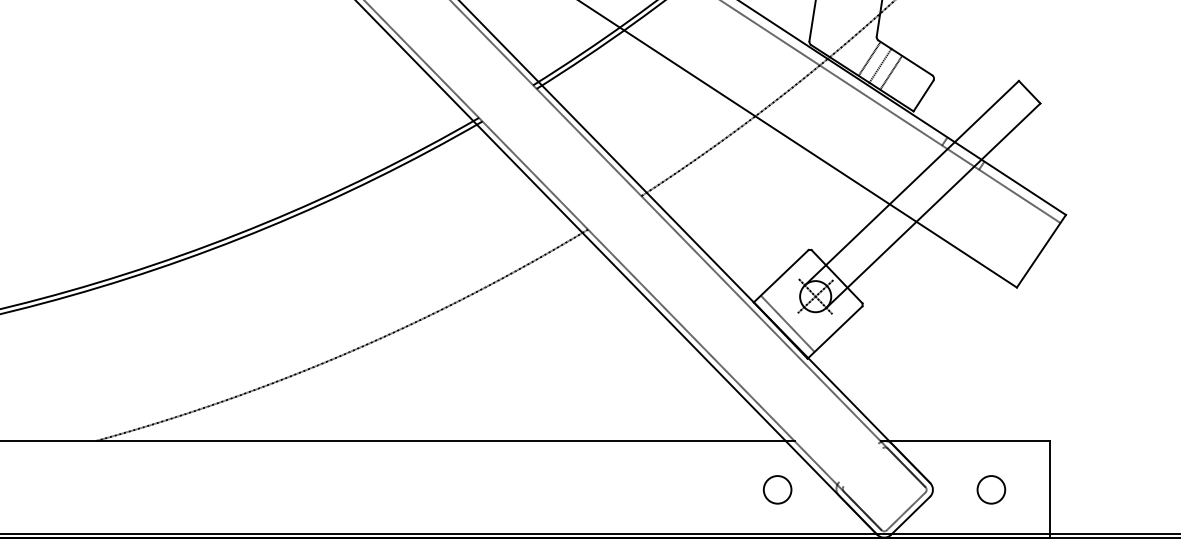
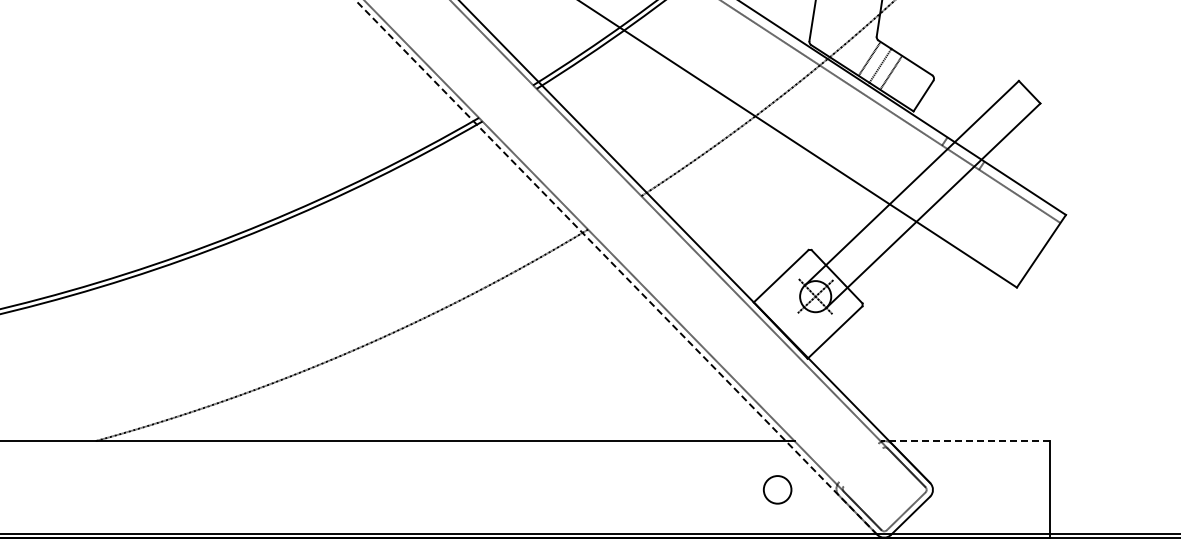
line: solid -> dashed (616, 267)
line: present -> none (787, 323)
line: solid -> dashed (965, 441)
circle: present -> none (991, 489)
